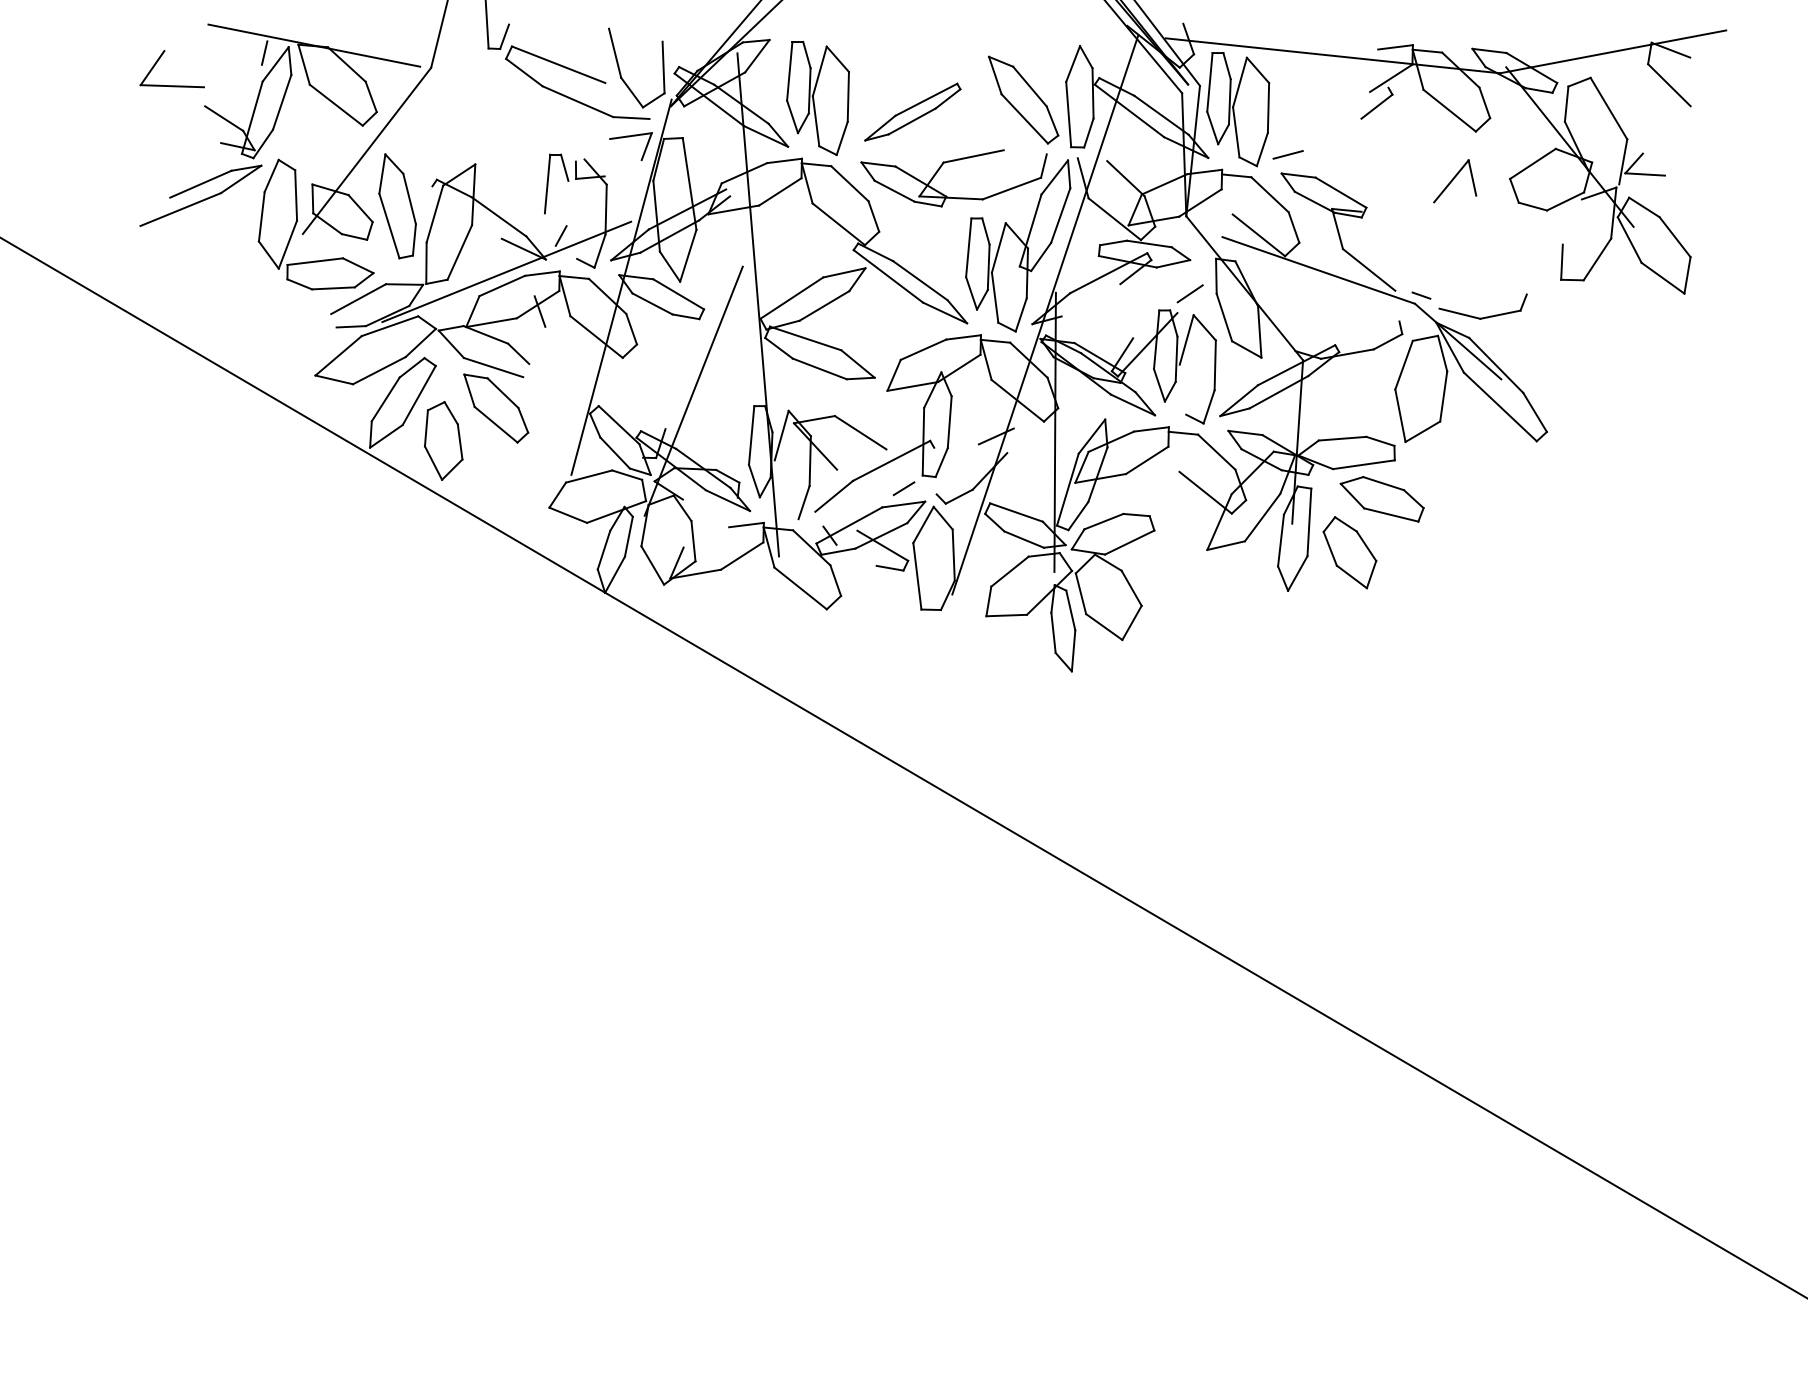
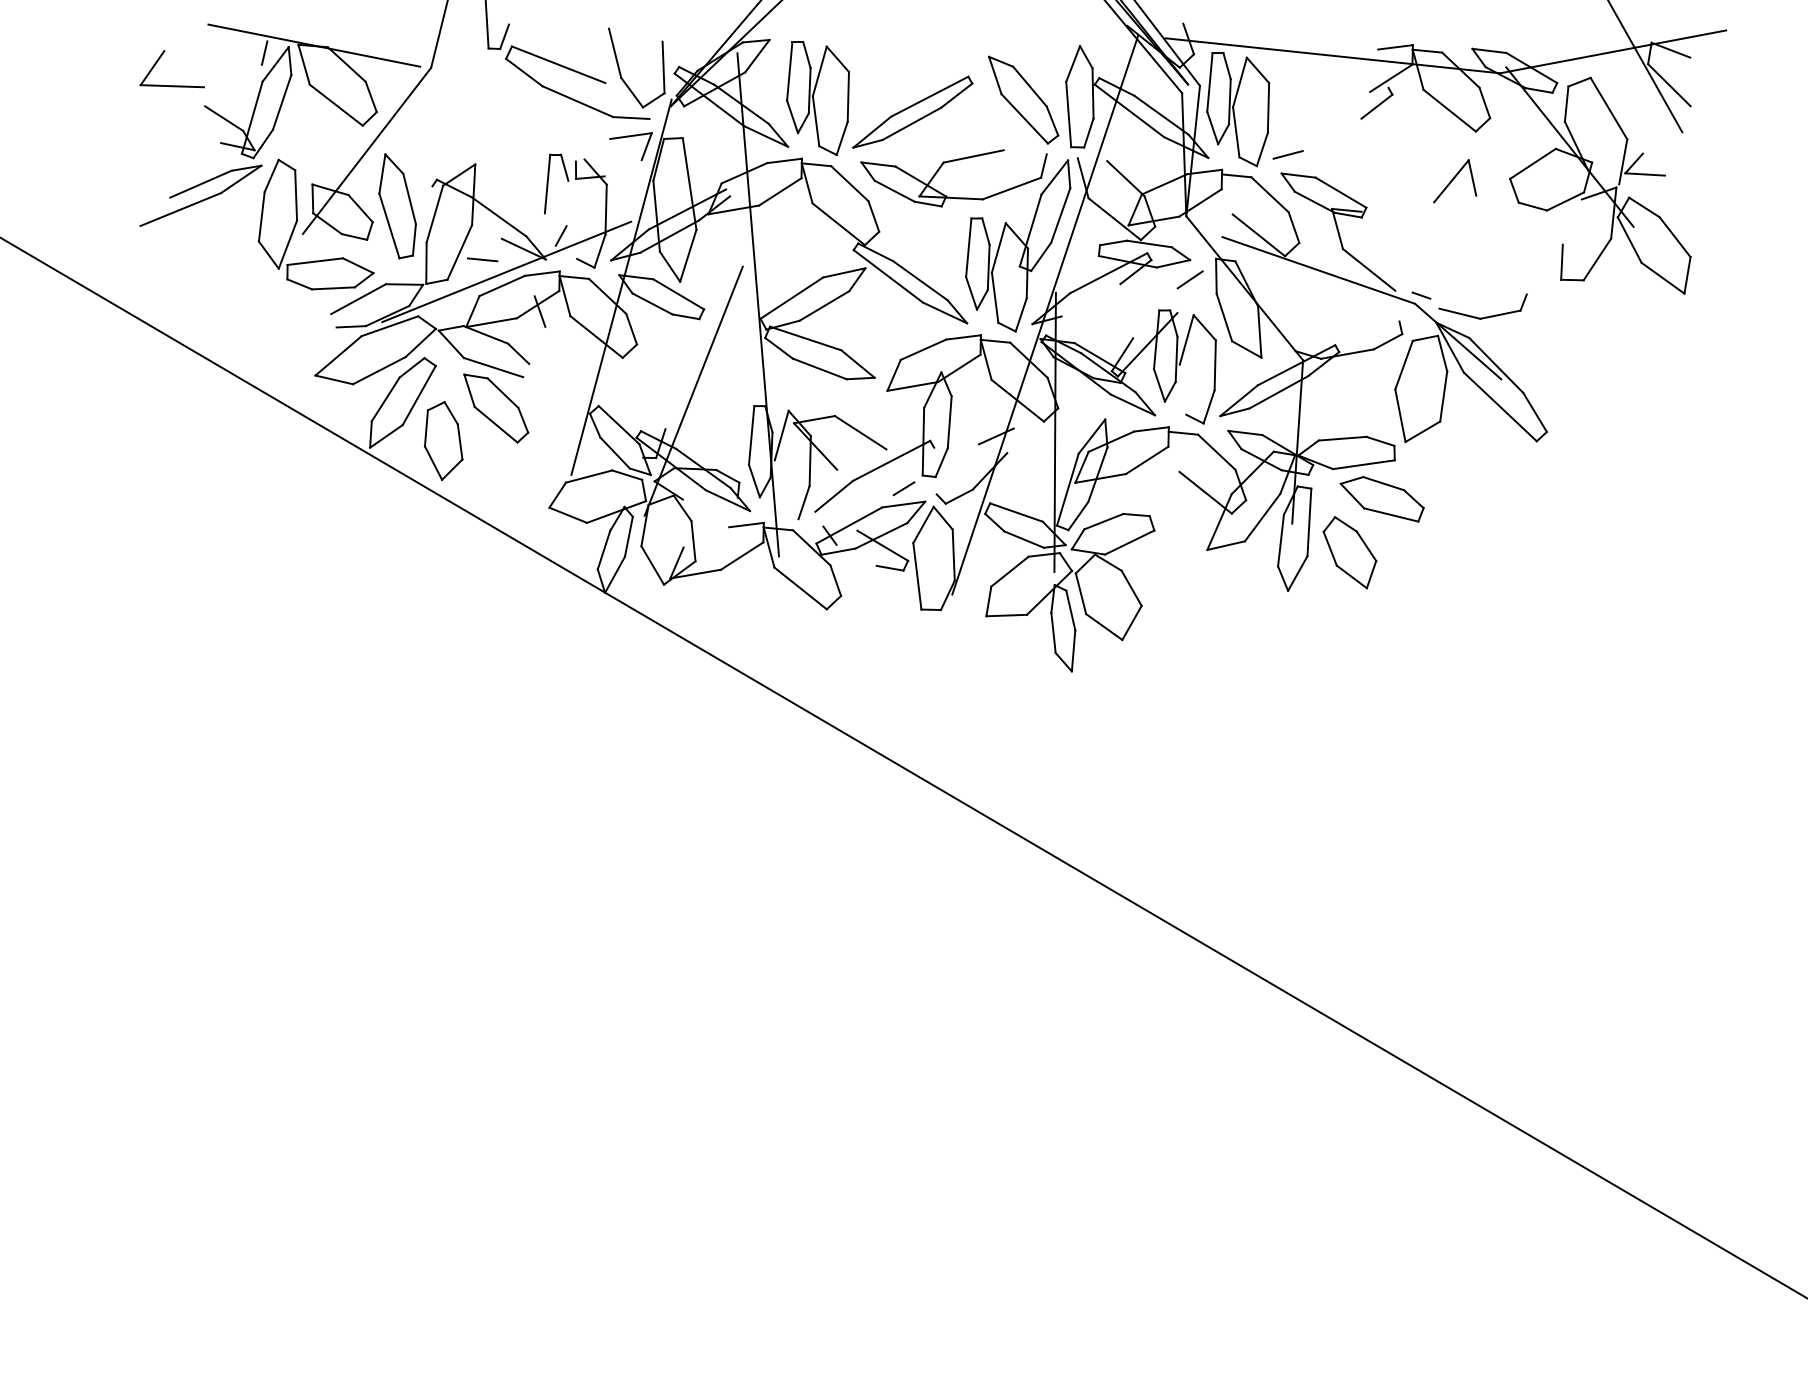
line: none -> present (1645, 67)
part size: 98x60 px -> 122x74 px (912, 111)
line: none -> present (482, 259)
line position: (1189, 293) -> (1189, 279) (1189, 279)
